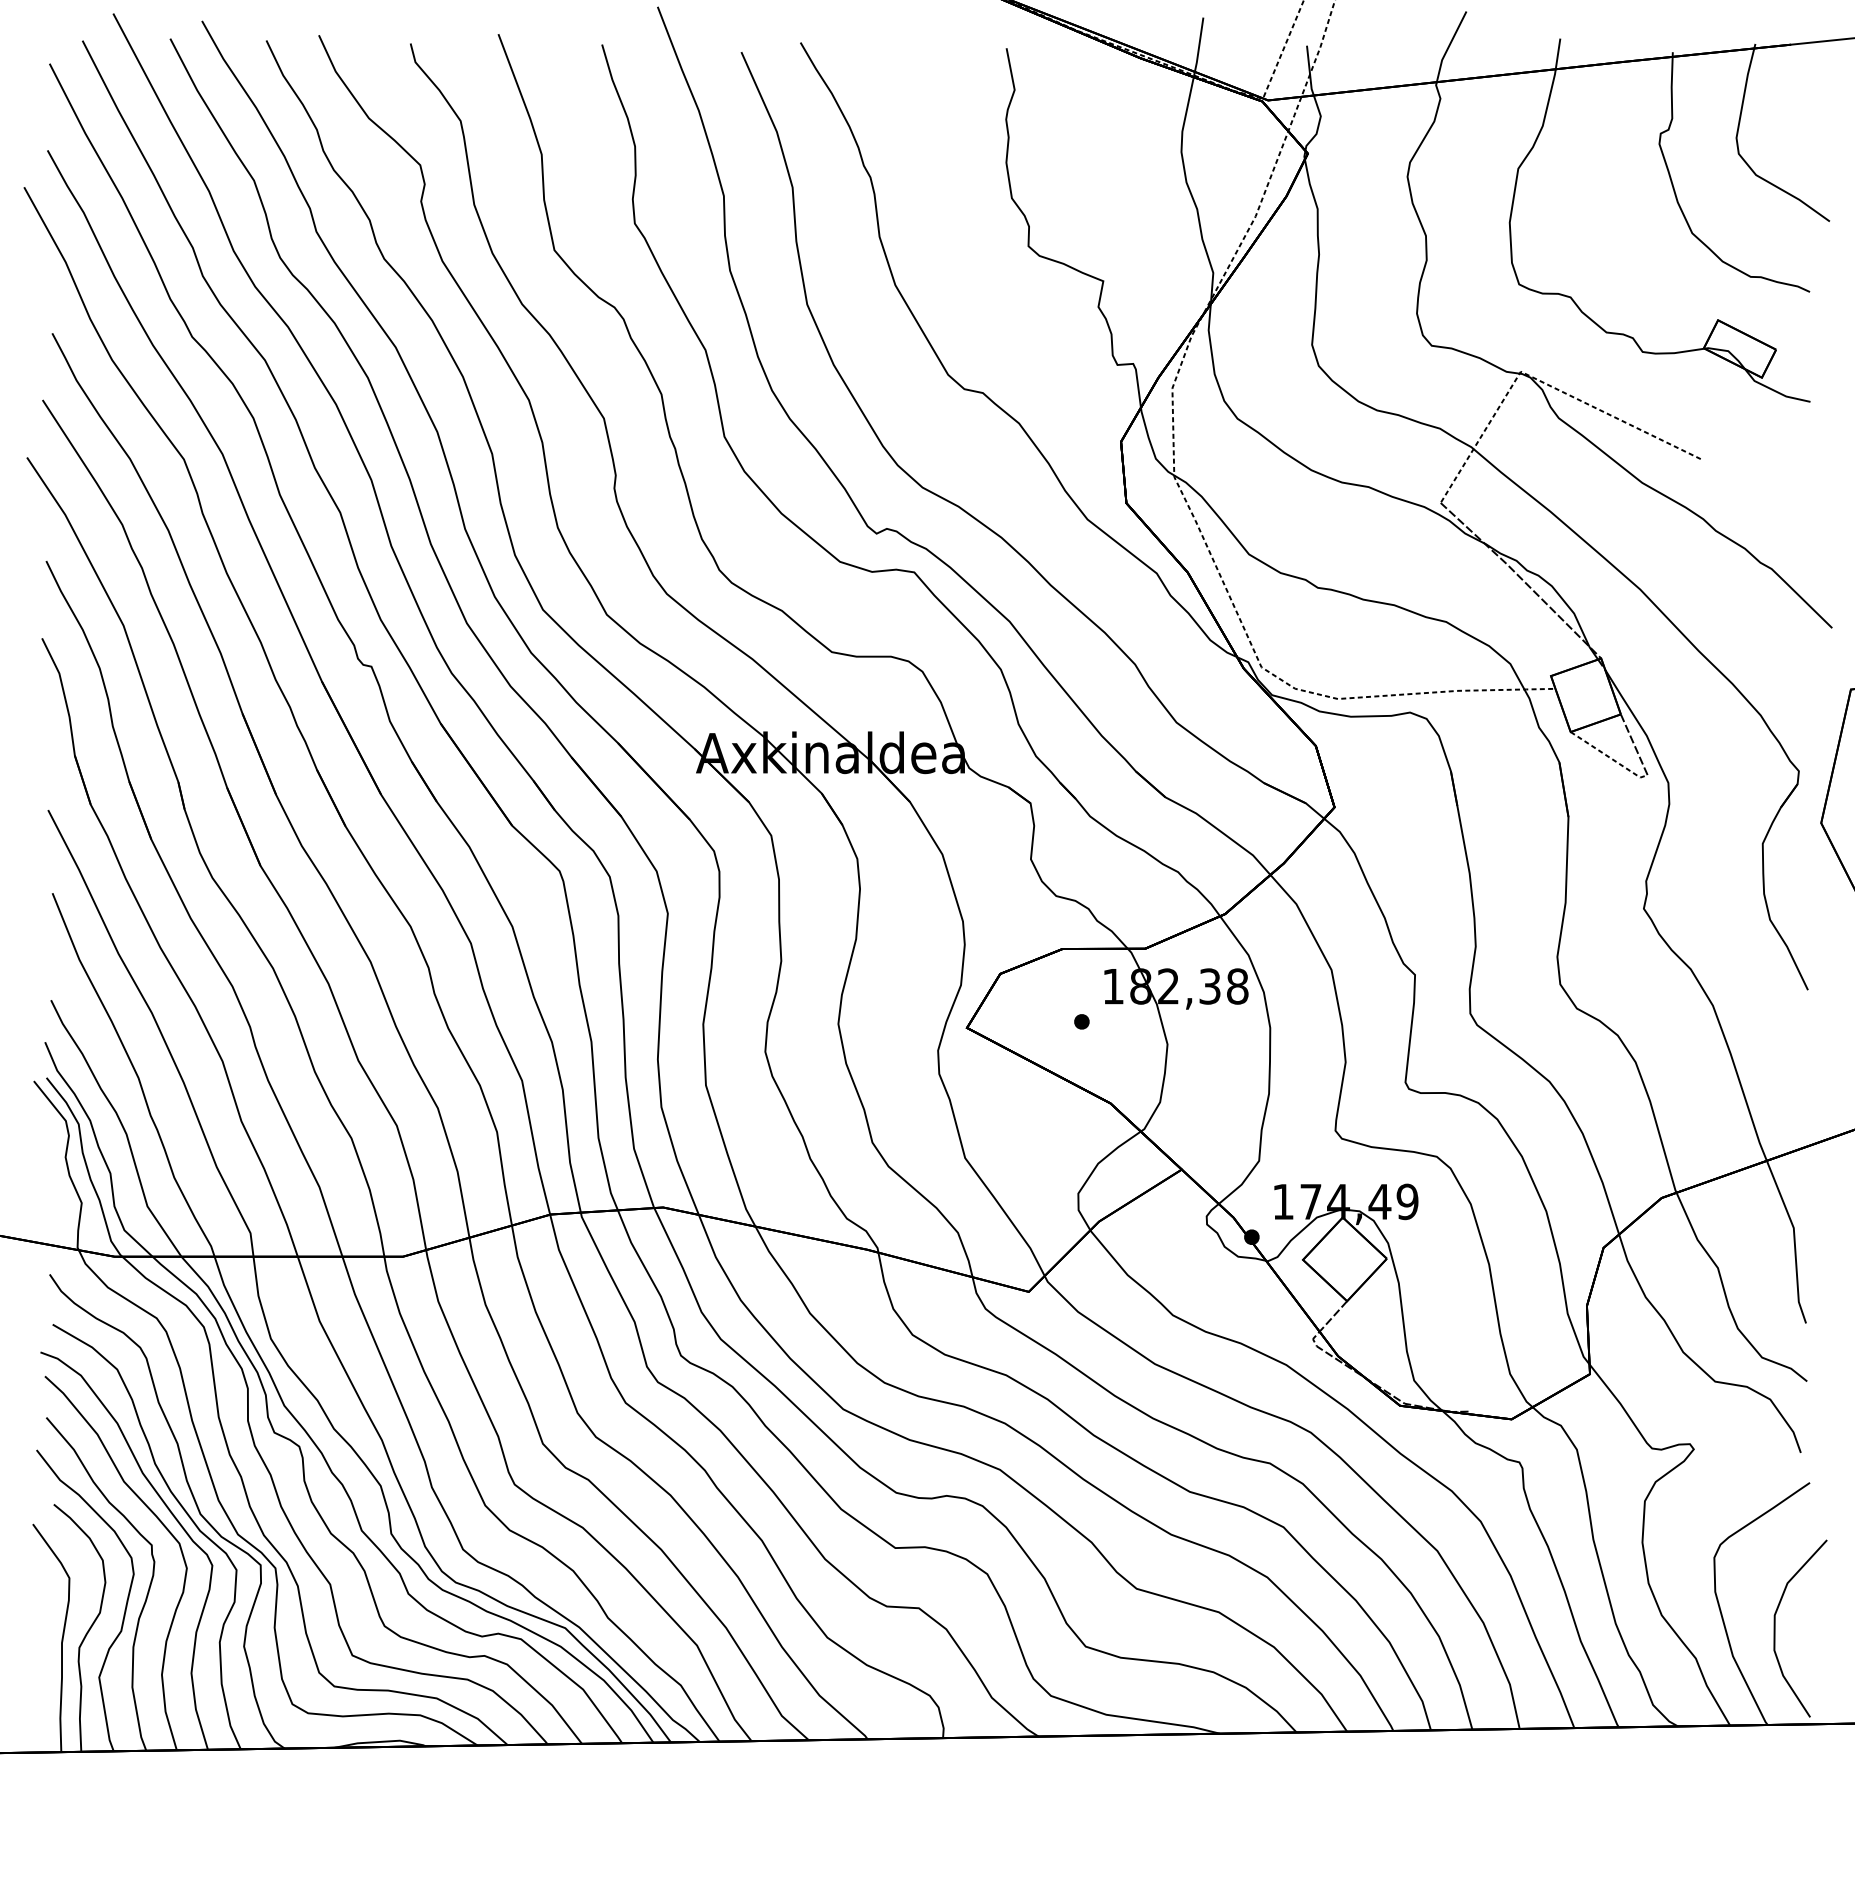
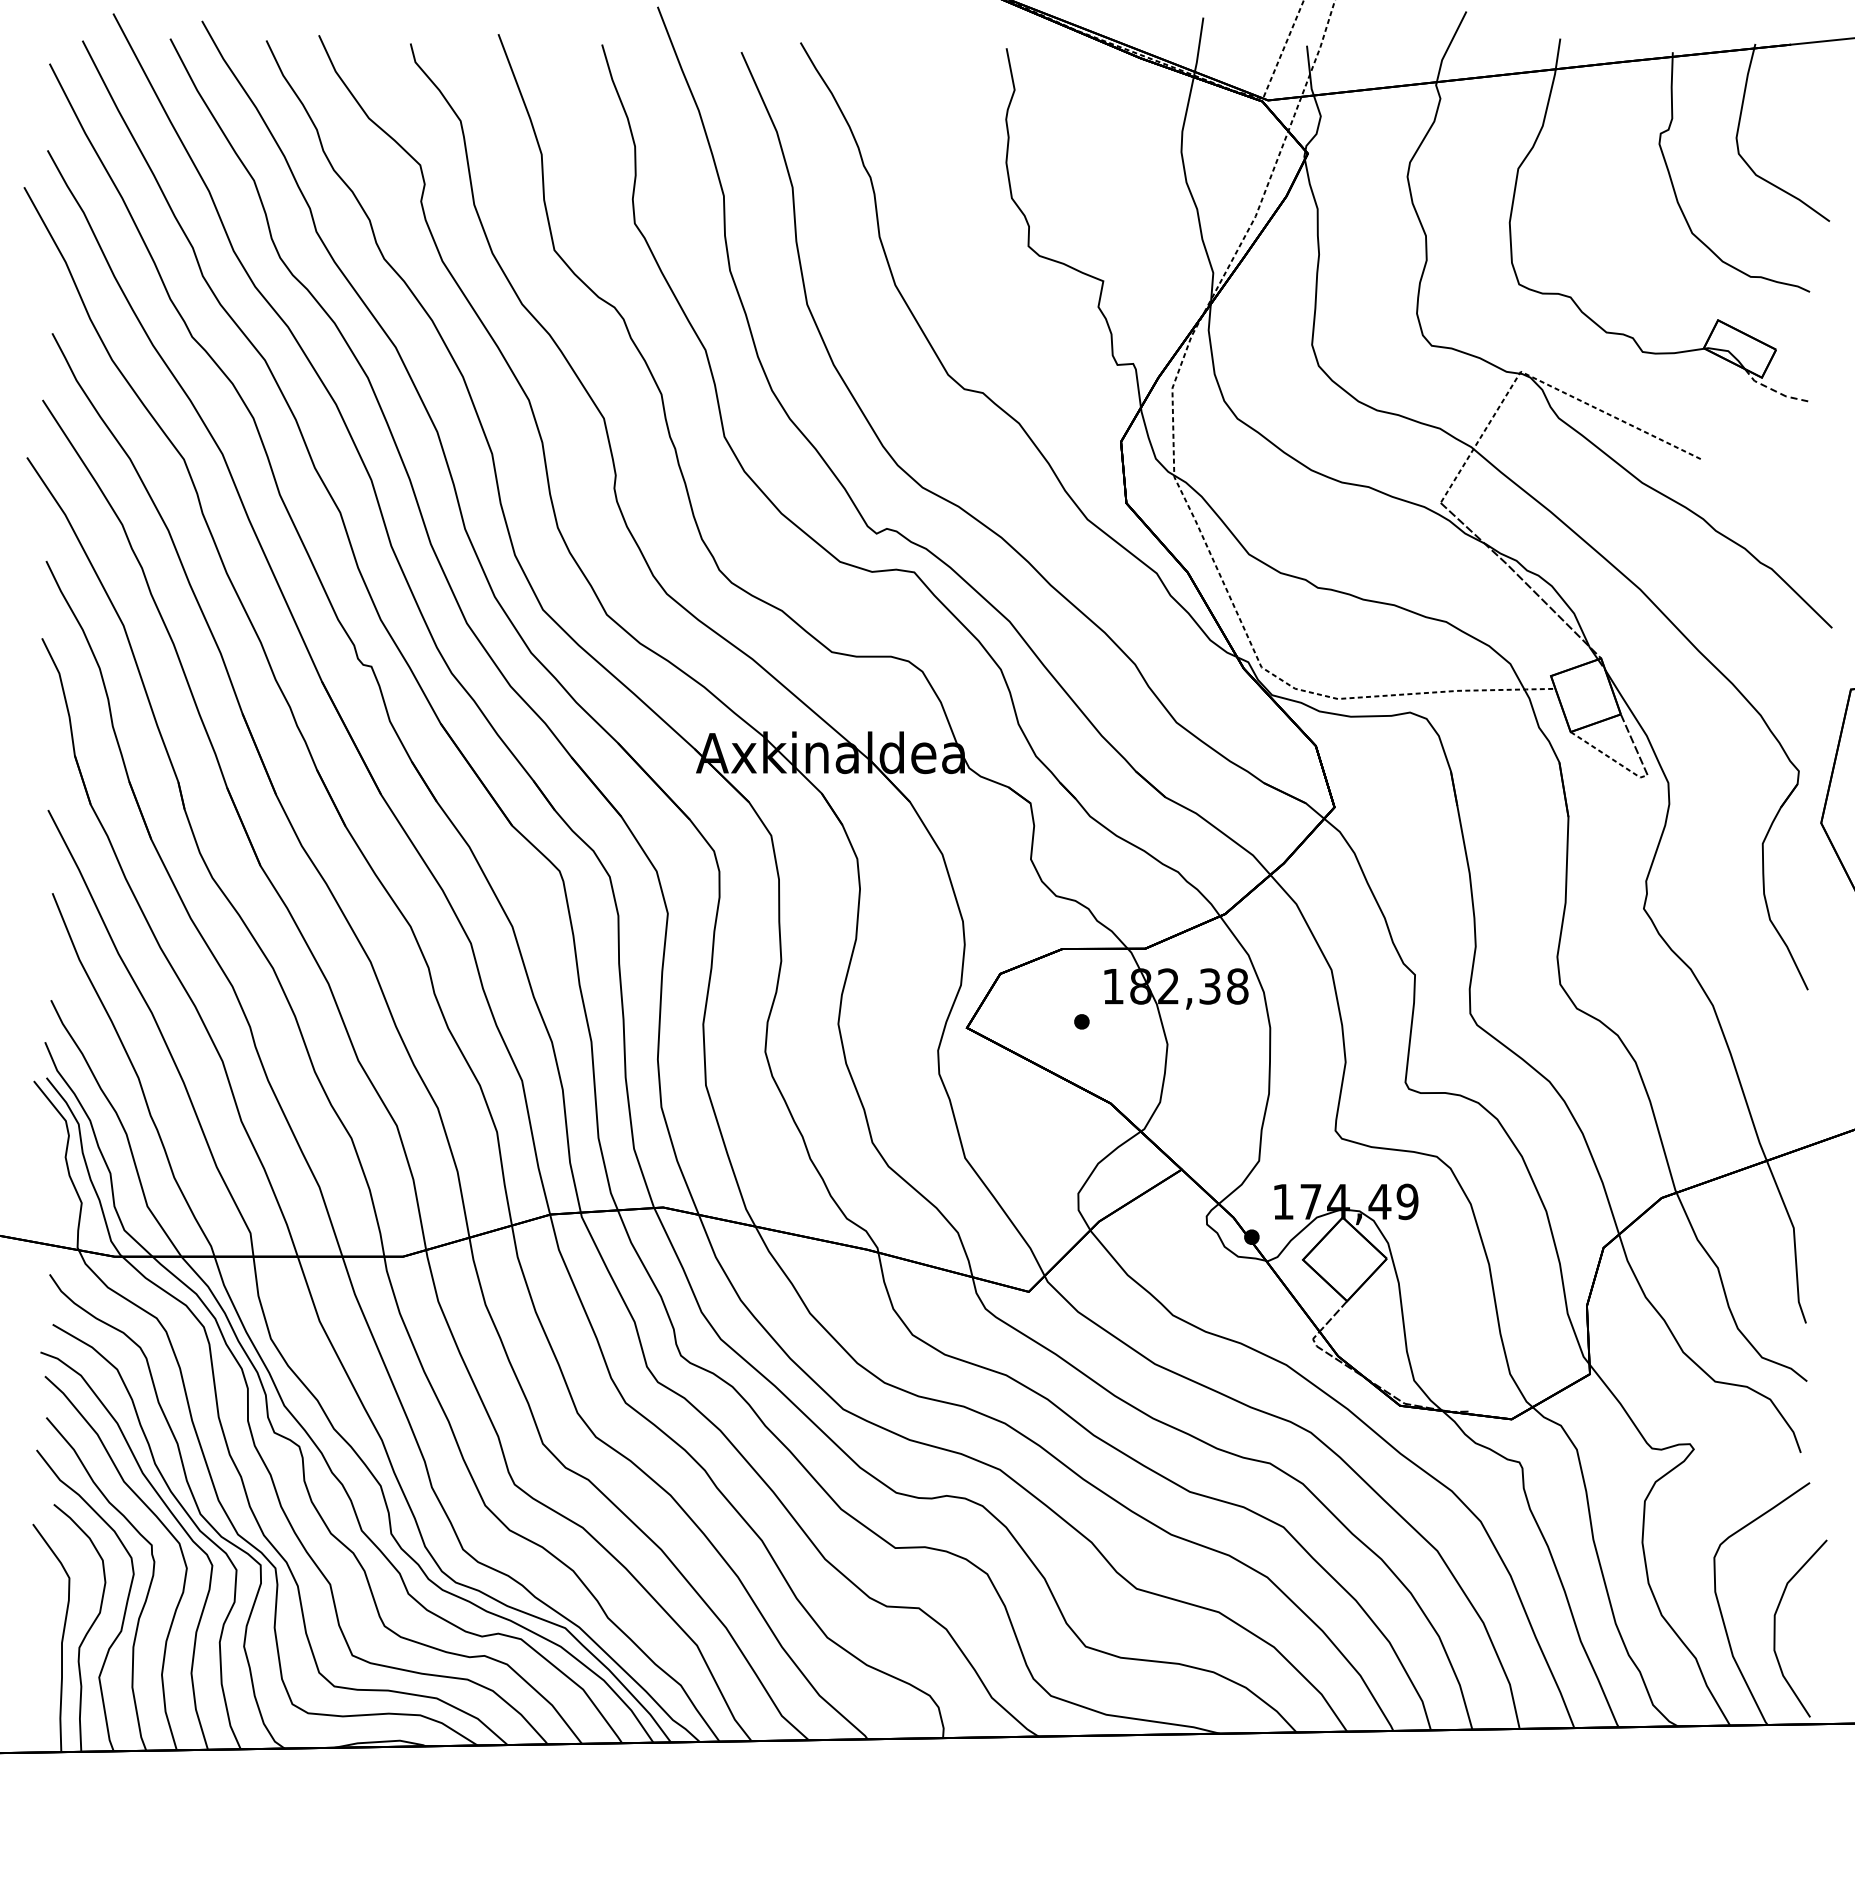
line: solid -> dashed (1774, 390)
